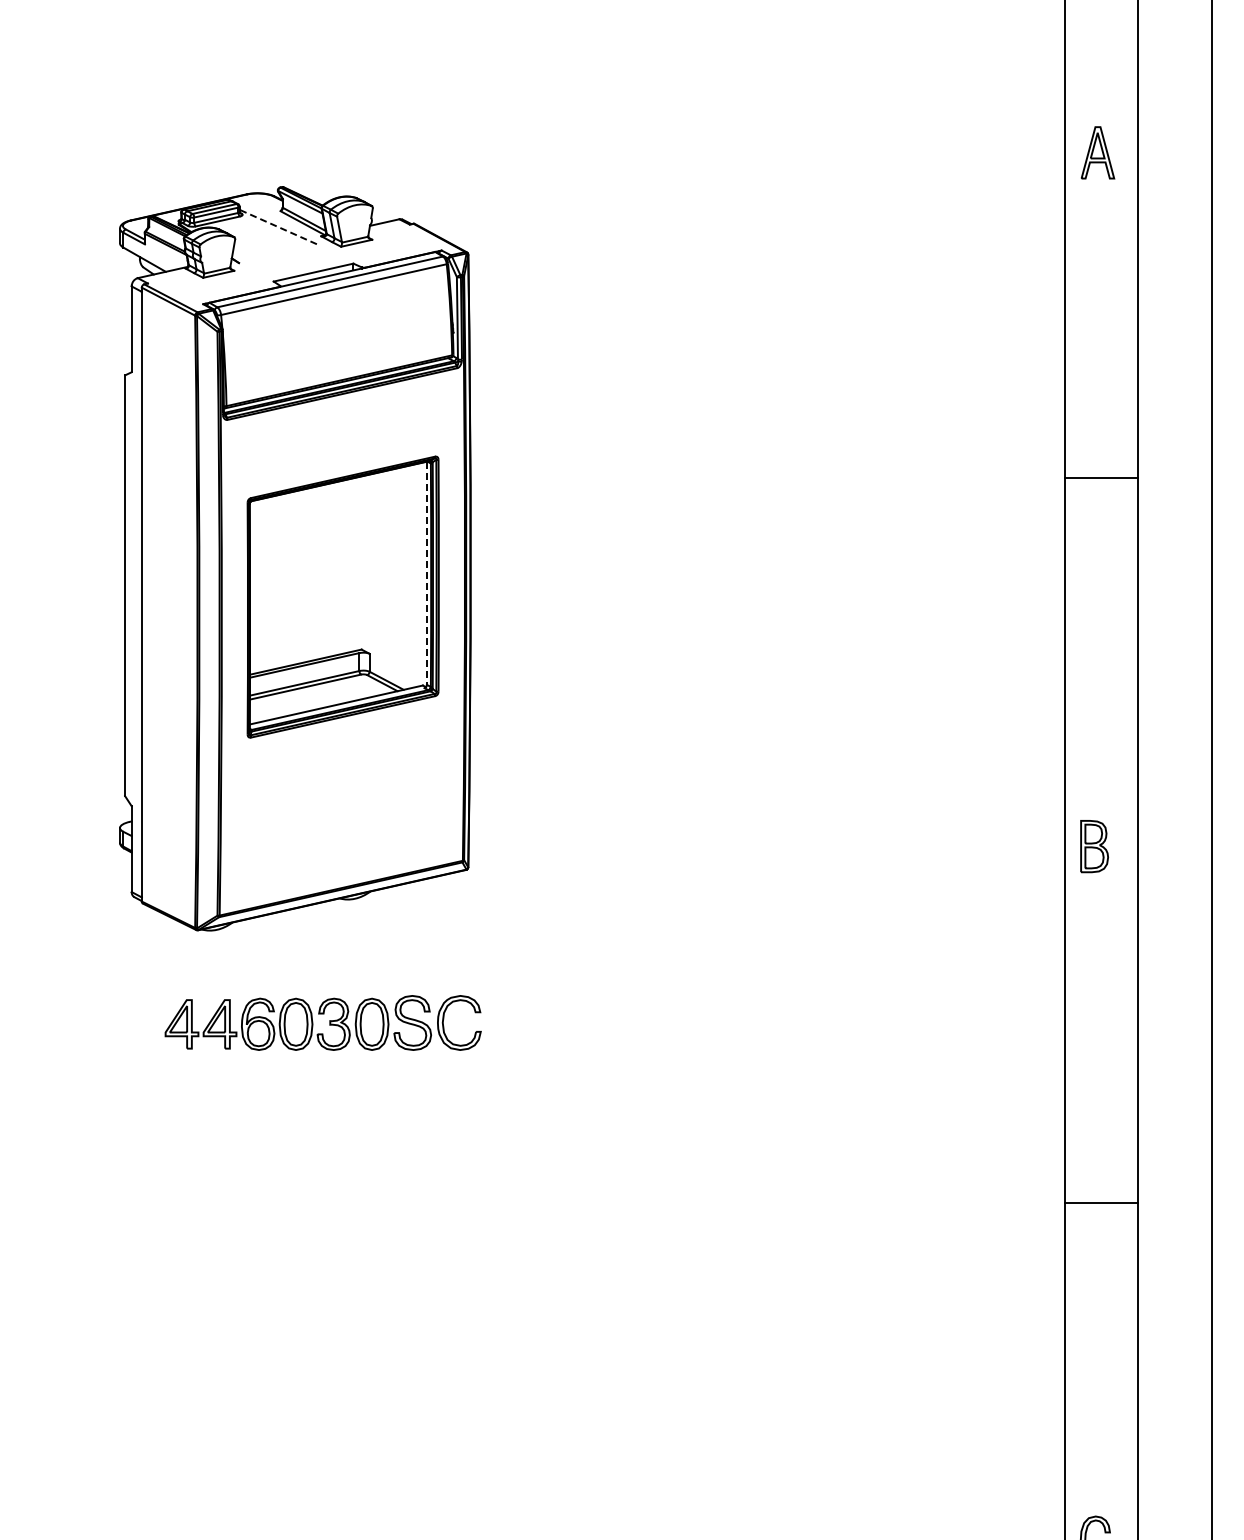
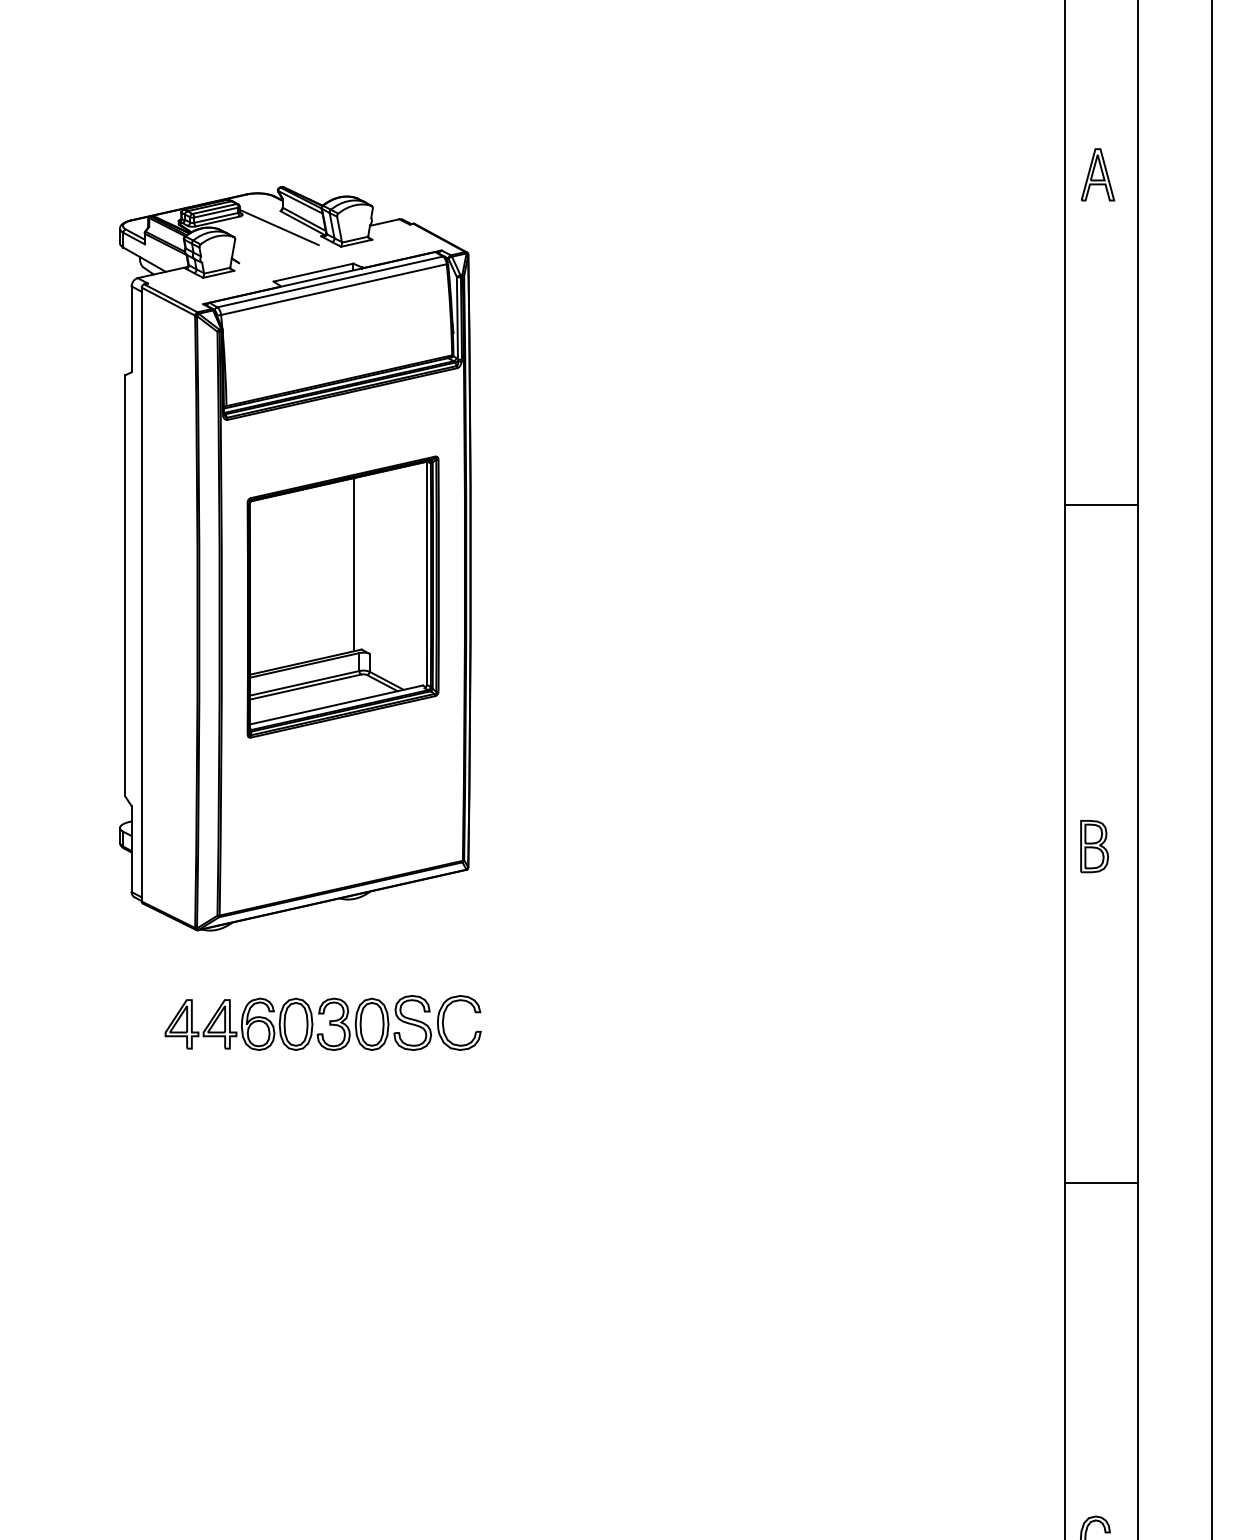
part position: (1097, 152) -> (1097, 174) (1097, 174)
line: dashed -> solid (279, 227)
line position: (1101, 478) -> (1101, 505) (1101, 505)
line: none -> present (353, 564)
line: dashed -> solid (426, 573)
line position: (1101, 1202) -> (1101, 1182) (1101, 1182)
